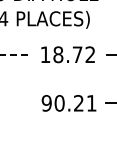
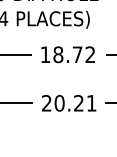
line: dashed -> solid (16, 54)
line: none -> present (17, 103)
text: 90.21 -> 20.21 (46, 103)
